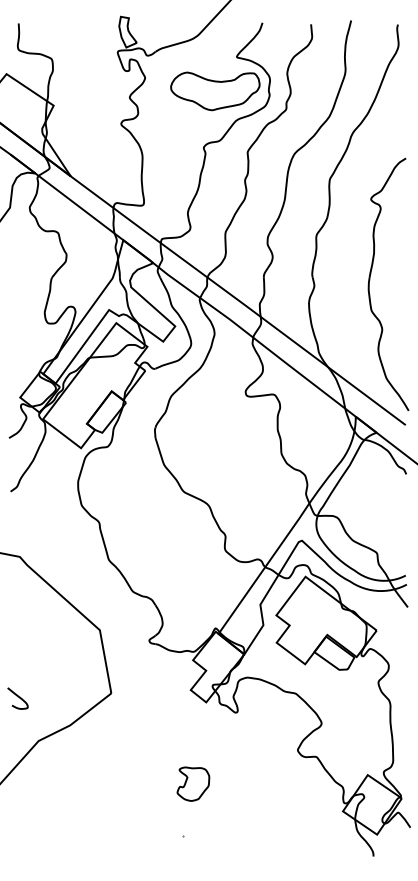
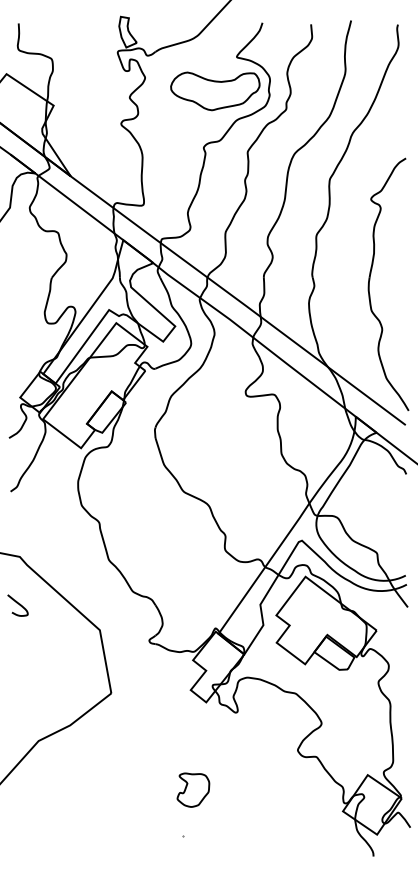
curve position: (18, 697) -> (18, 604) (18, 604)
part position: (193, 783) -> (193, 789) (193, 789)
